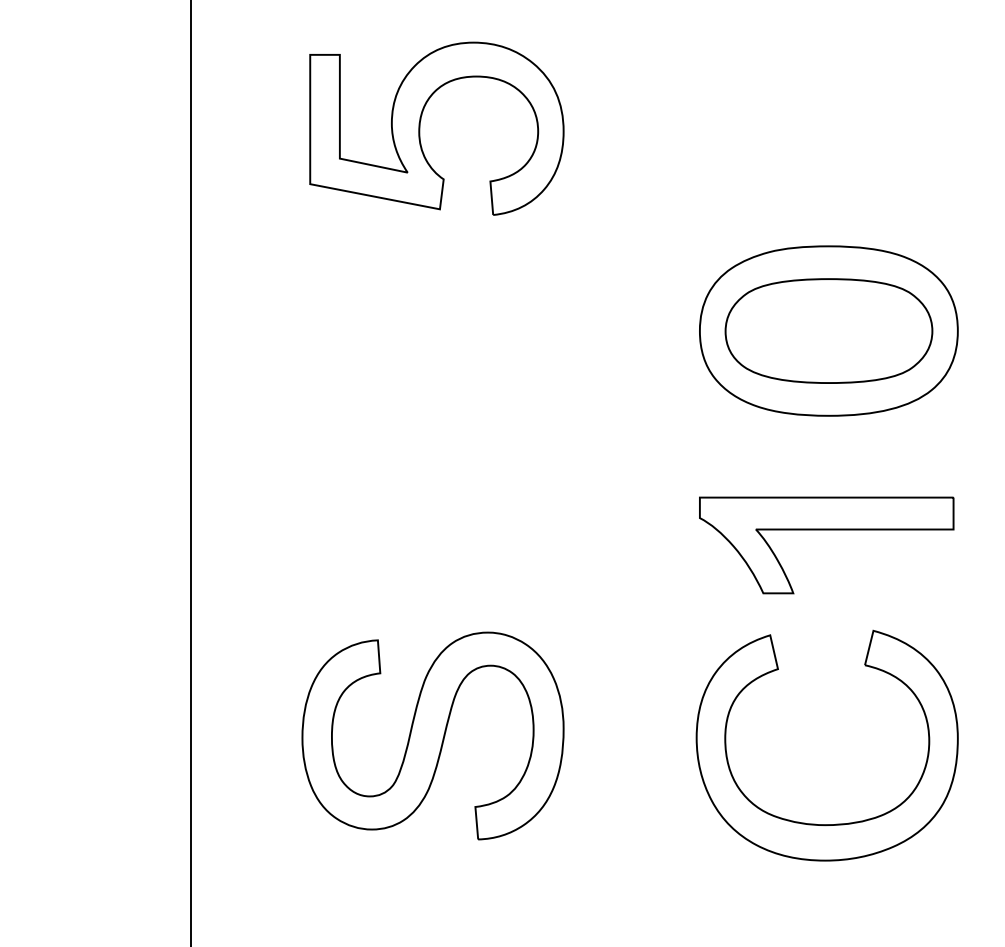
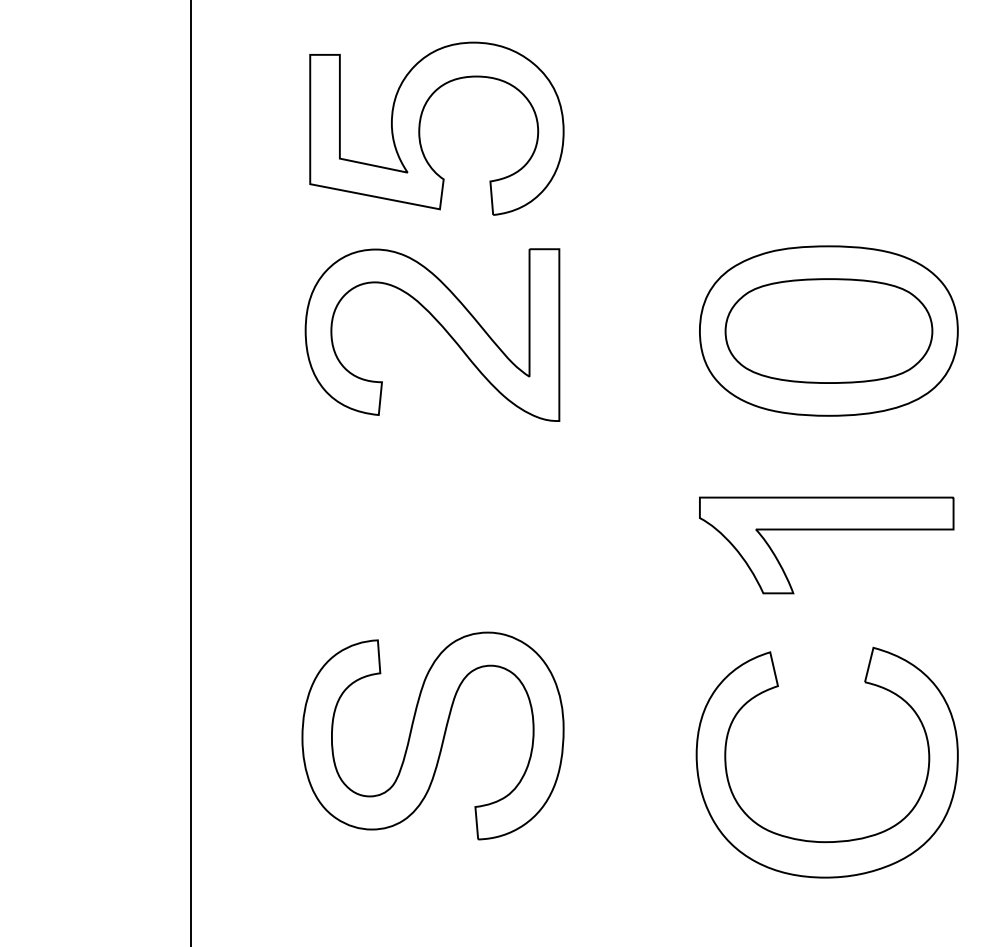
part: none -> present (440, 325)
part position: (836, 823) -> (836, 840) (836, 840)
